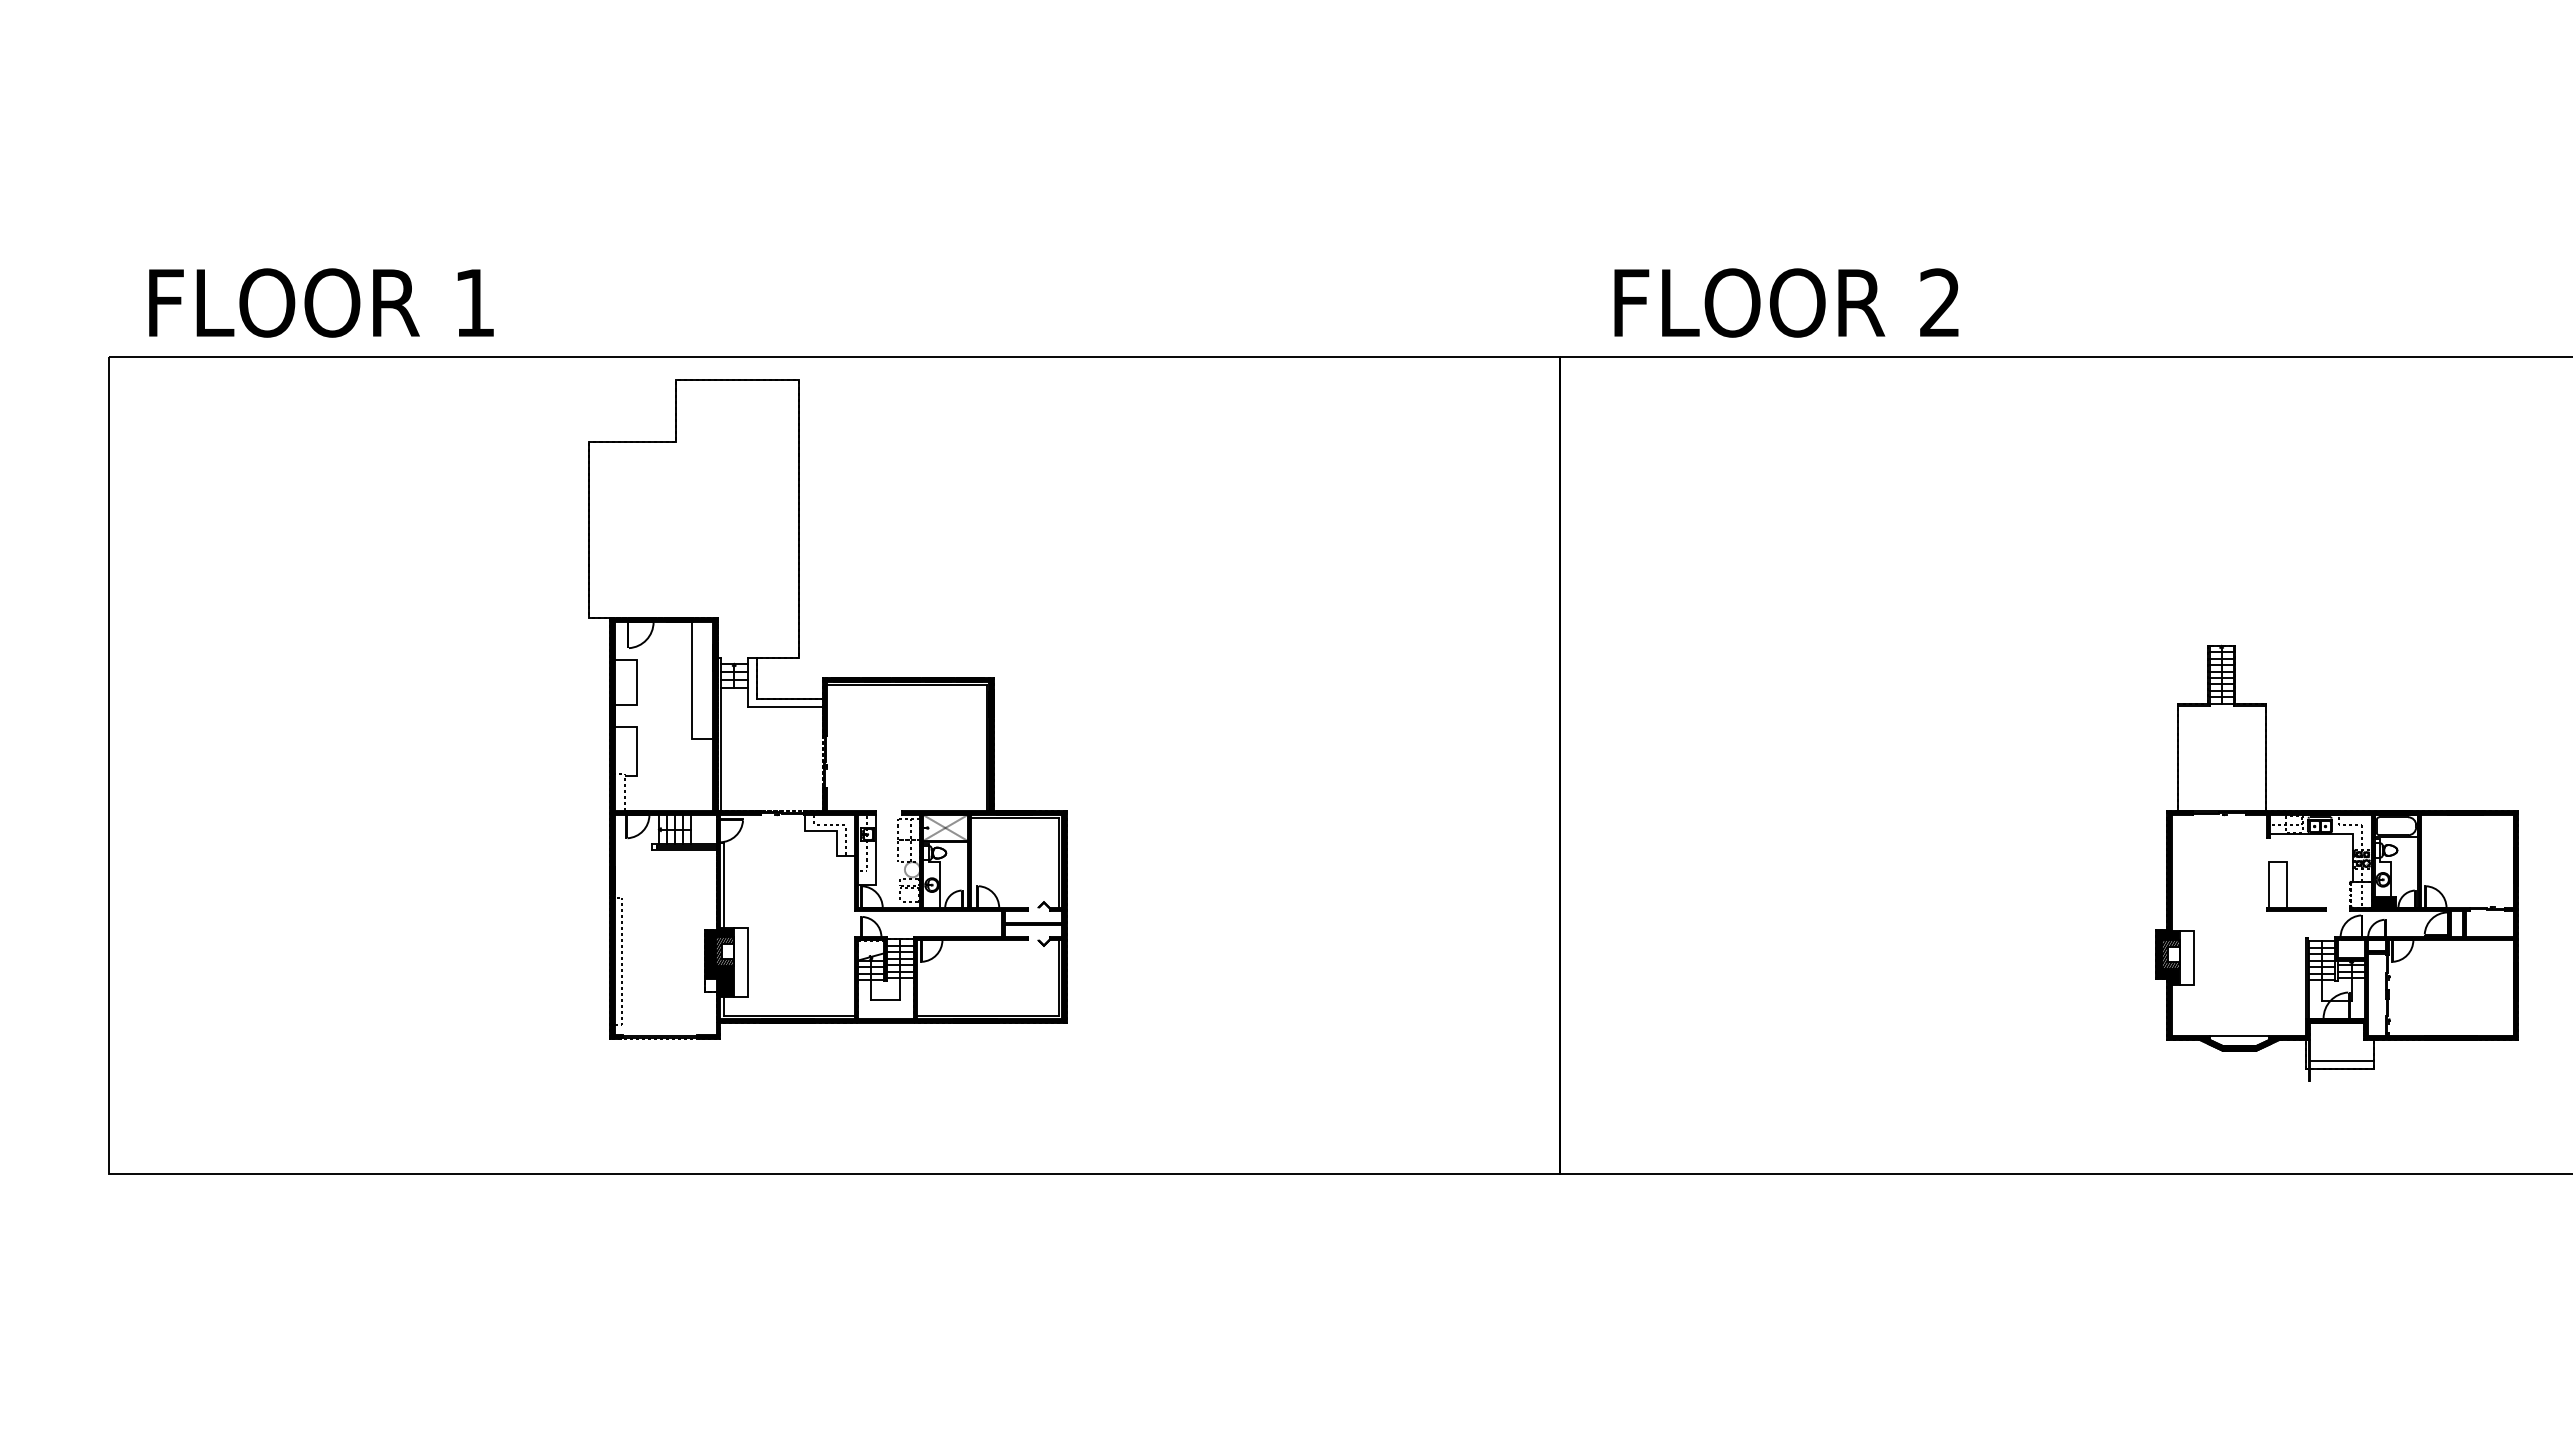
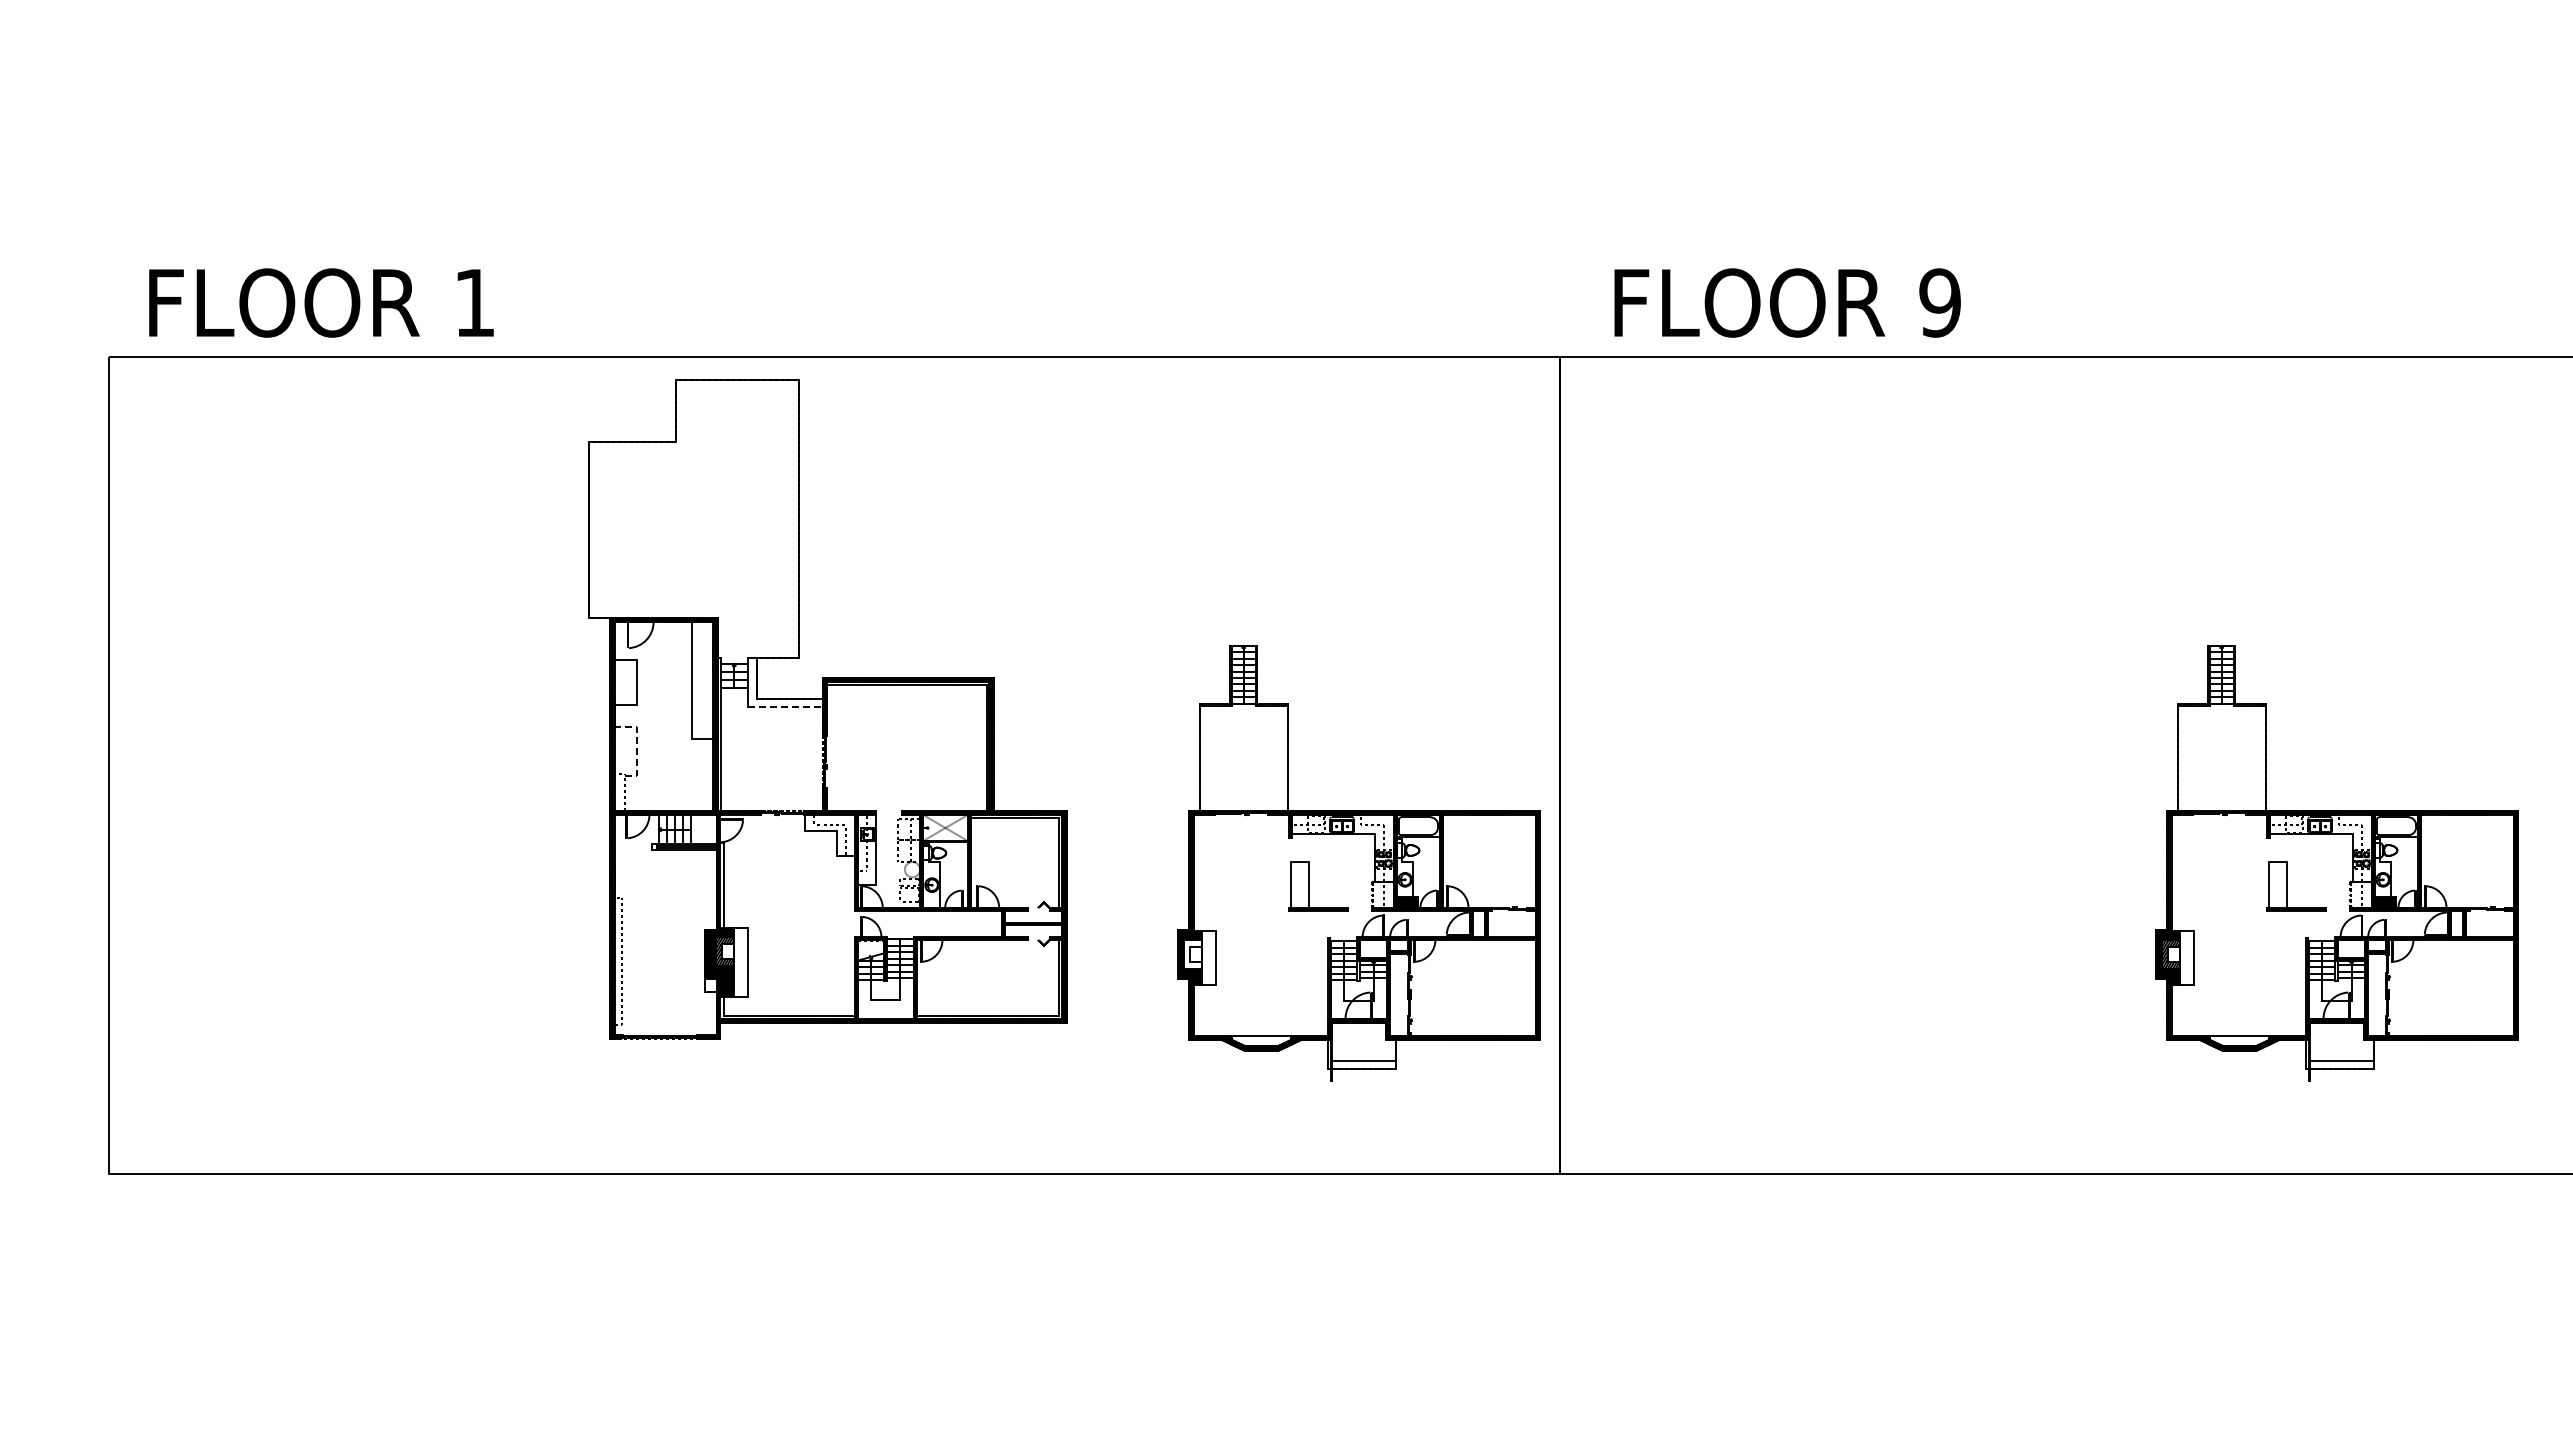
text: 2 -> 9 (1939, 302)
line: solid -> dashed (785, 707)
line: solid -> dashed (637, 746)
part: none -> present (1358, 862)
